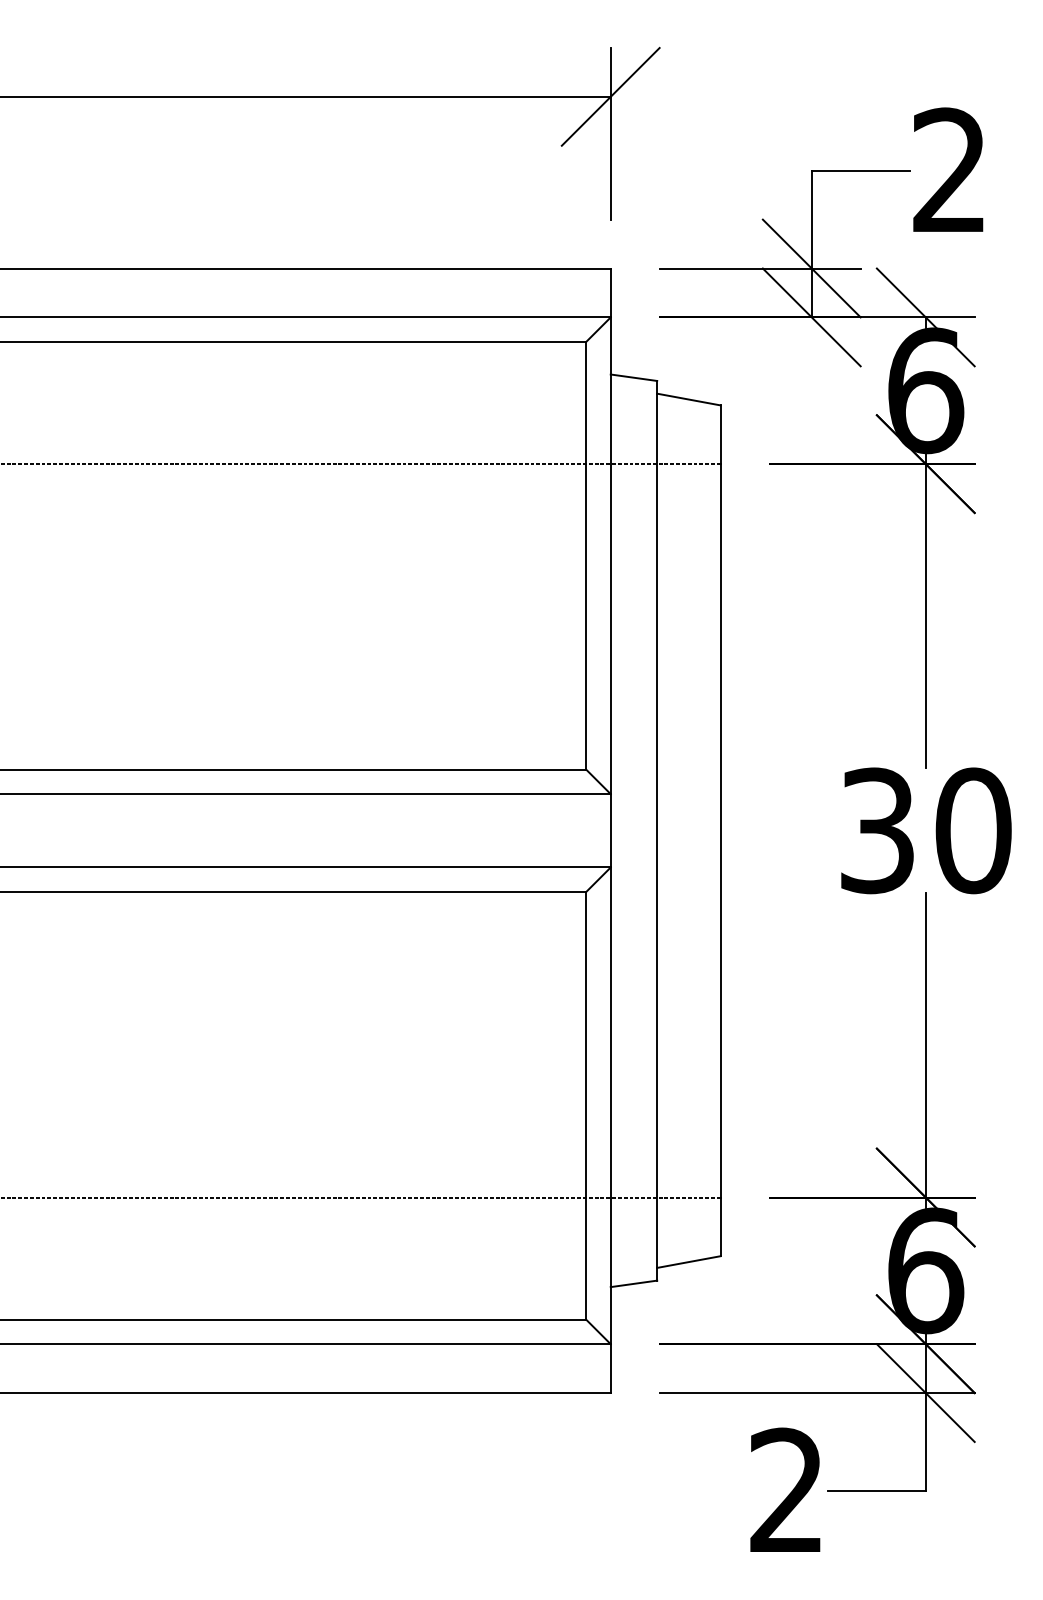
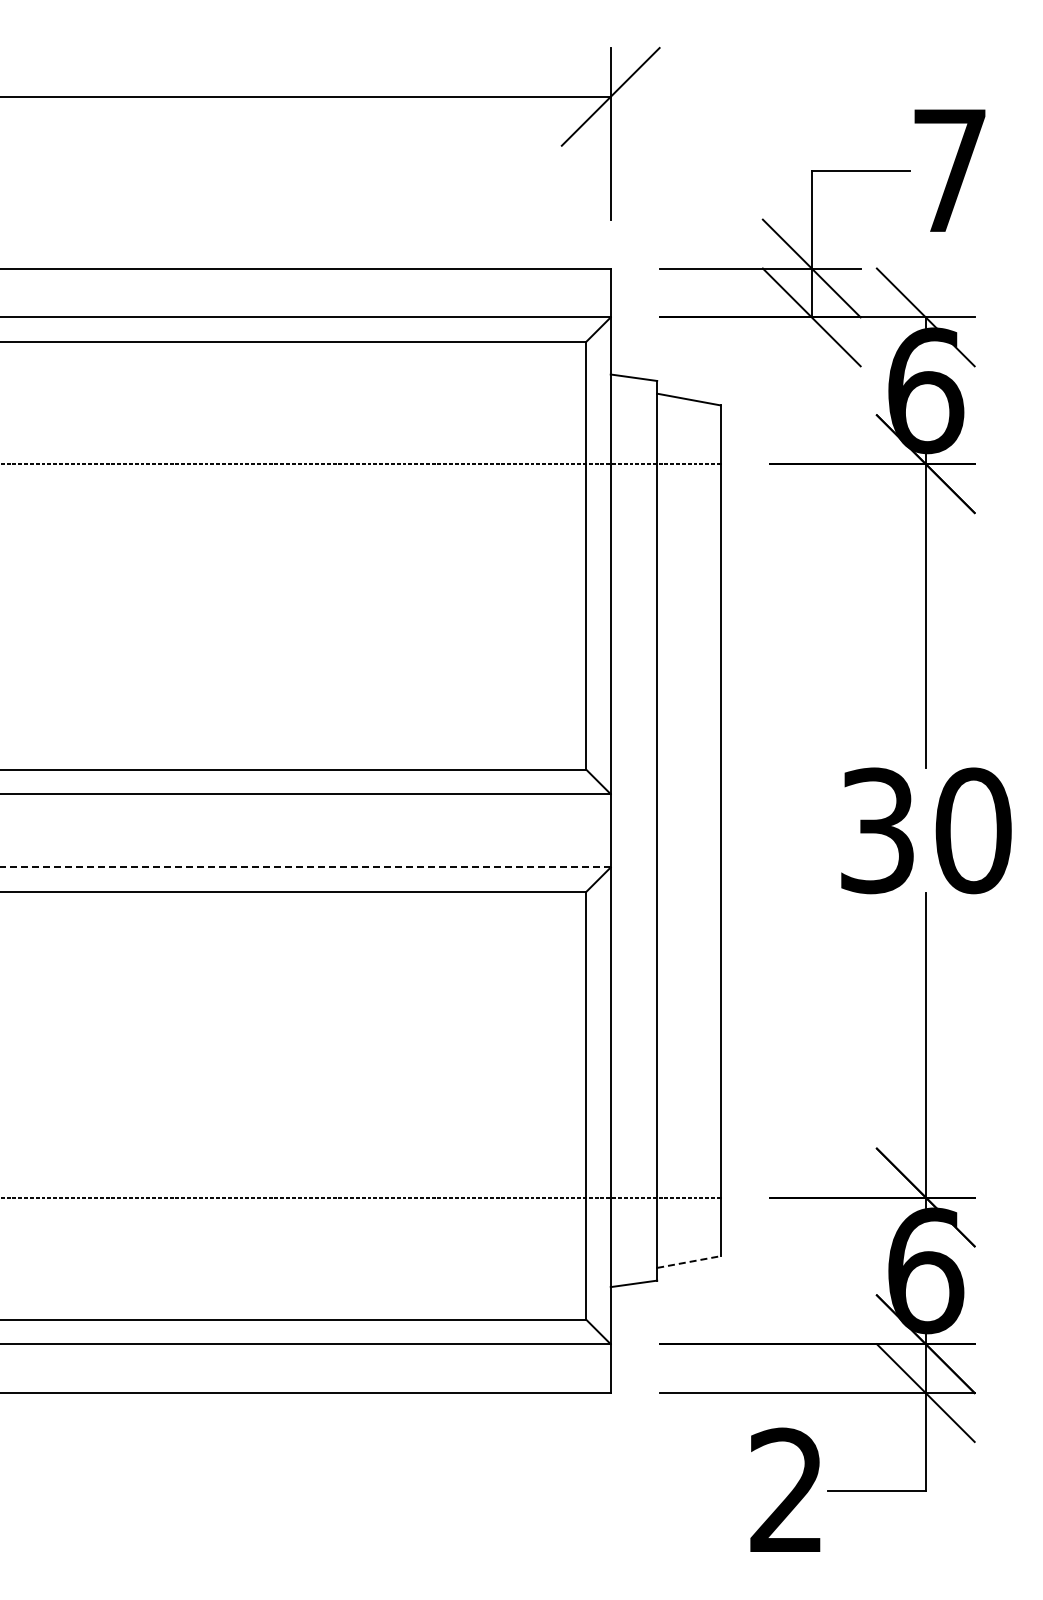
text: 2 -> 7 (949, 169)
line: solid -> dashed (305, 867)
line: solid -> dashed (689, 1261)
